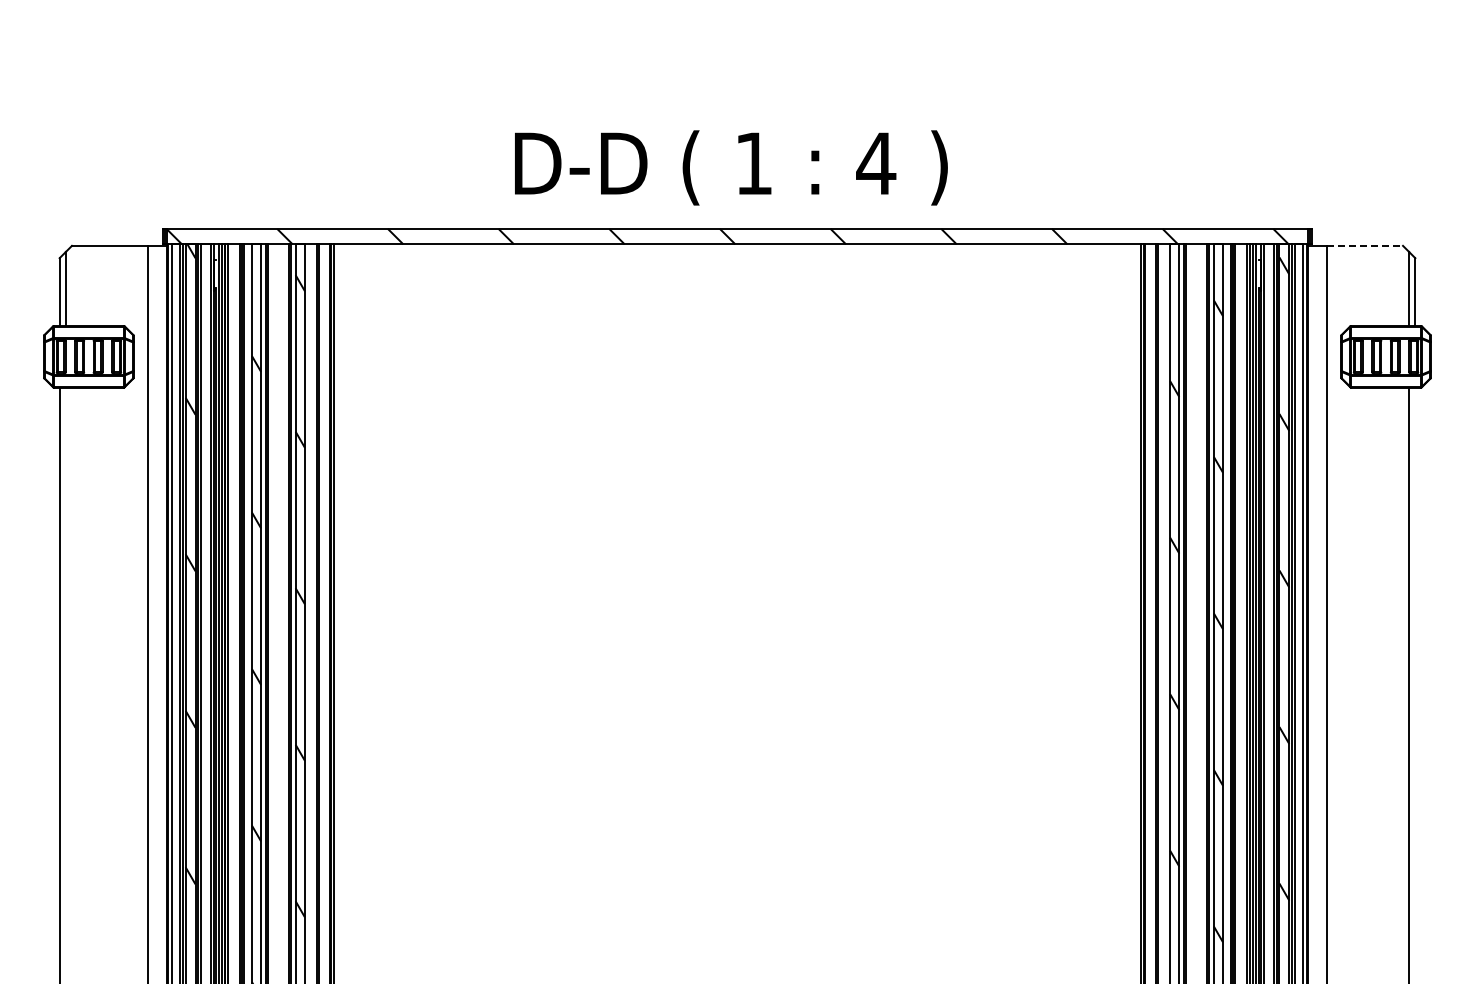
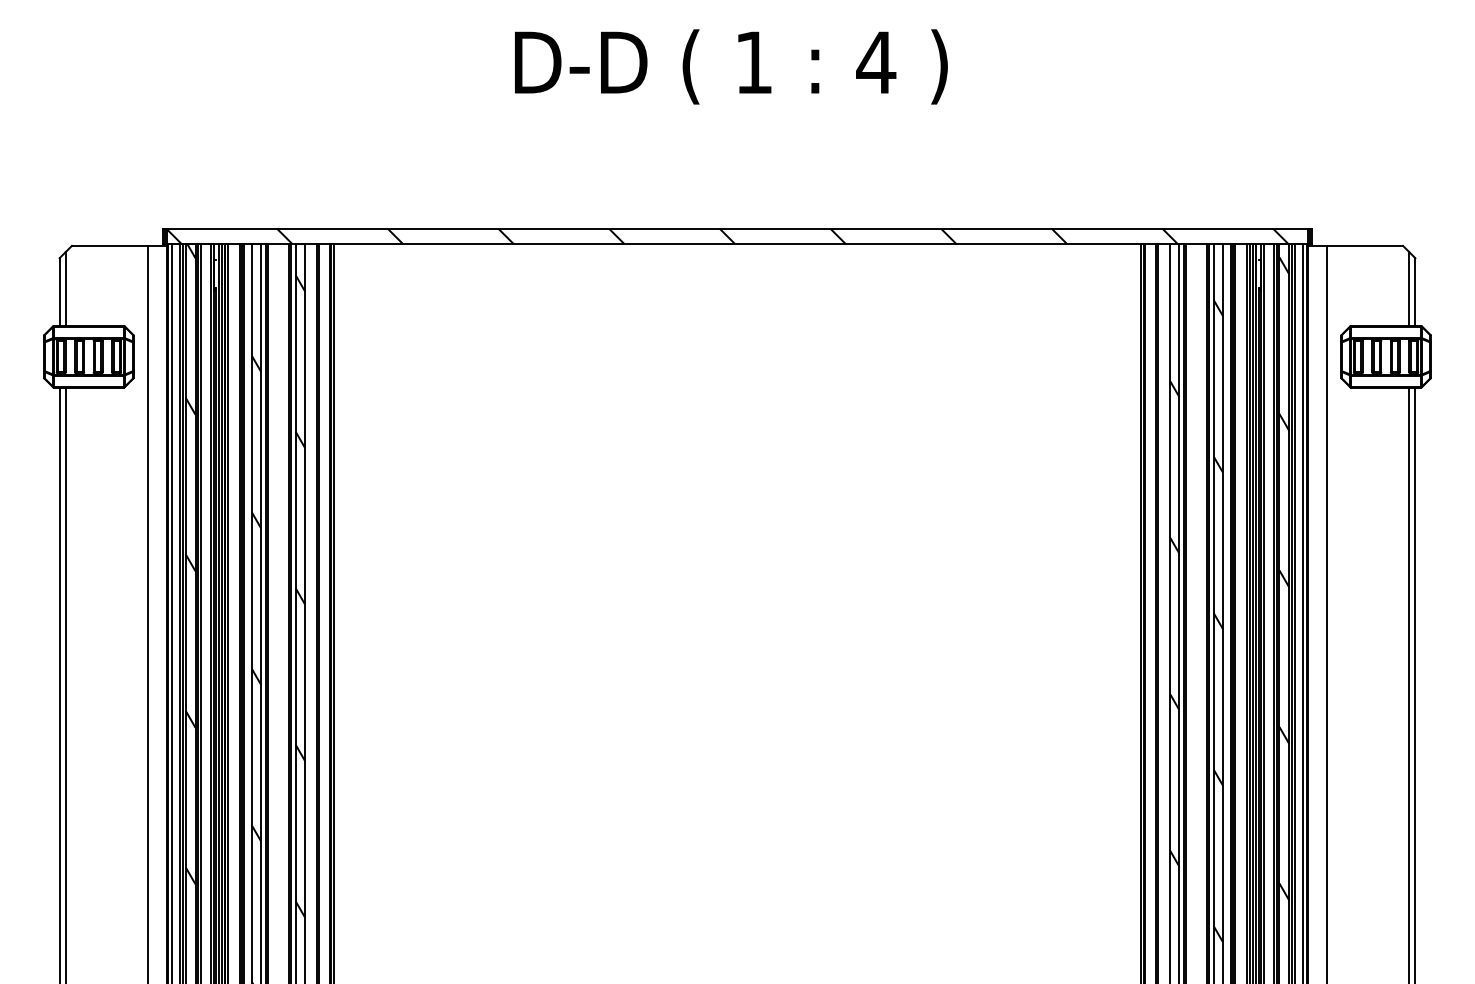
text position: (731, 167) -> (731, 66) (731, 66)
line: dashed -> solid (1365, 245)
line: none -> present (65, 683)
line: none -> present (1415, 683)
